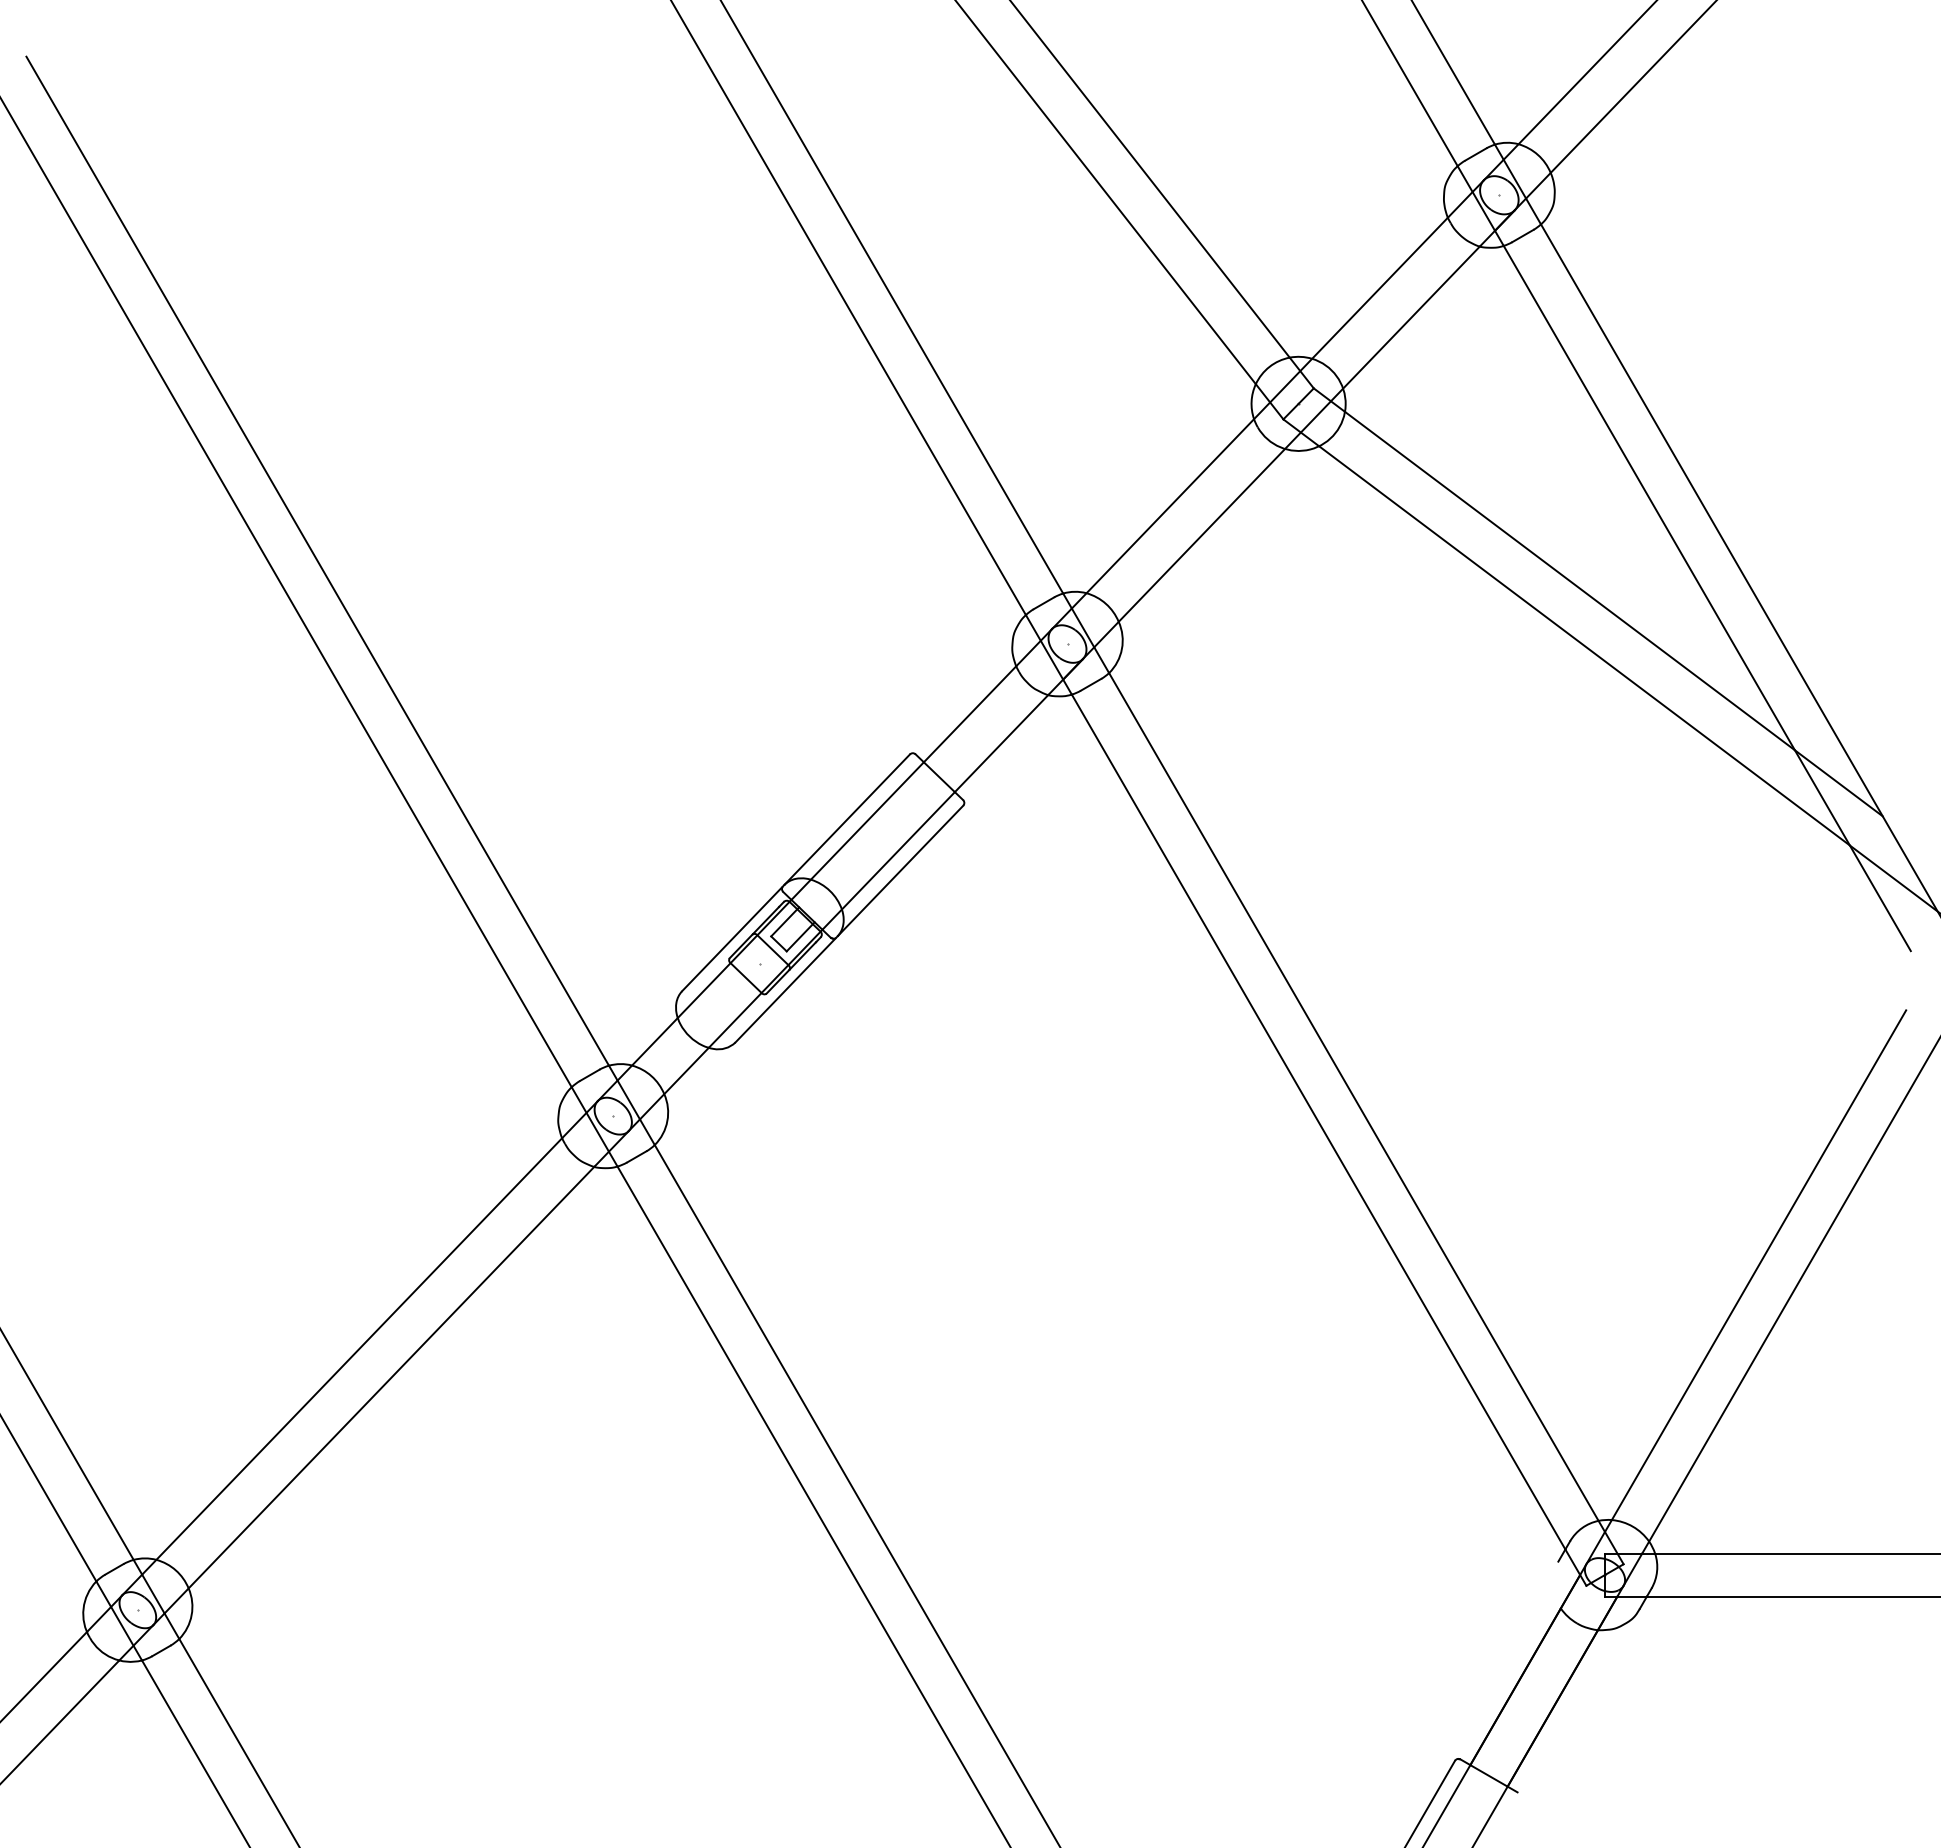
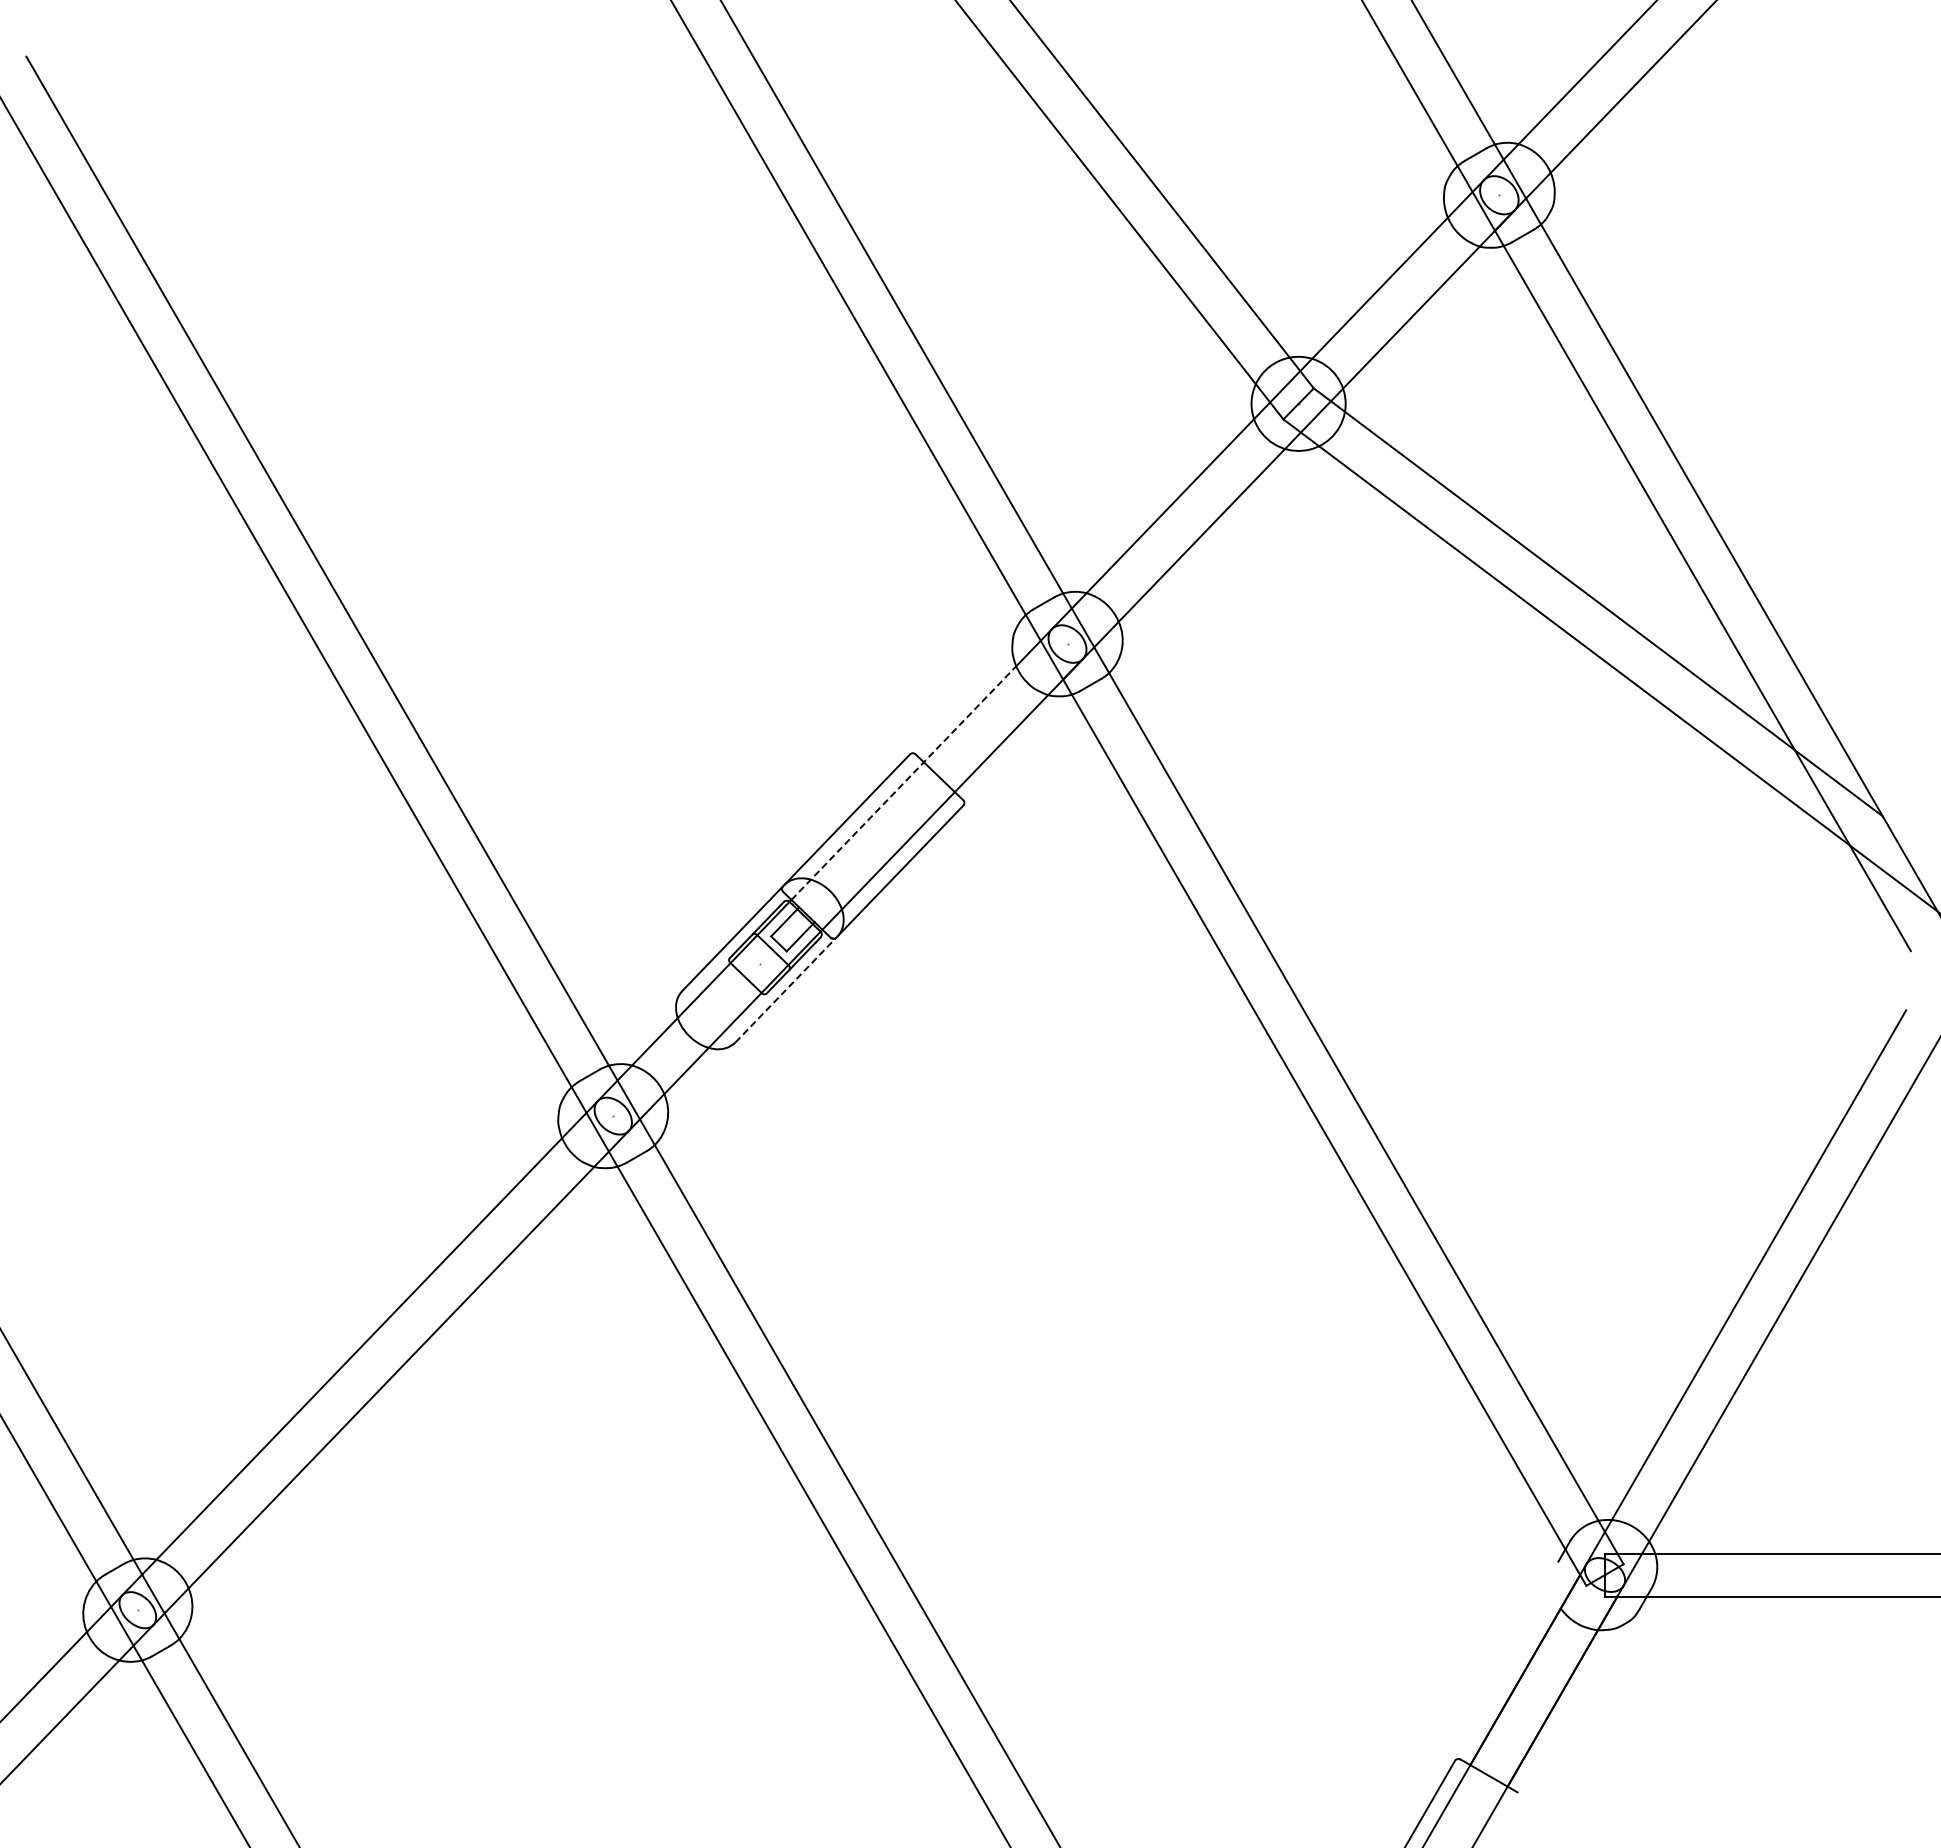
line: solid -> dashed (904, 782)
line: solid -> dashed (786, 989)
